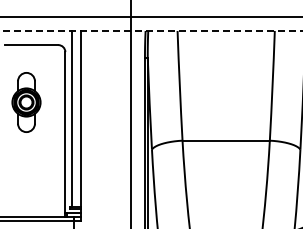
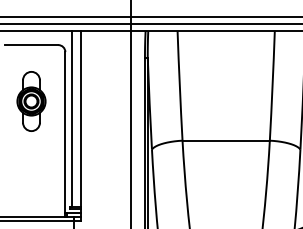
line: none -> present (150, 23)
line: dashed -> solid (151, 30)
part position: (26, 102) -> (31, 101) (31, 101)
